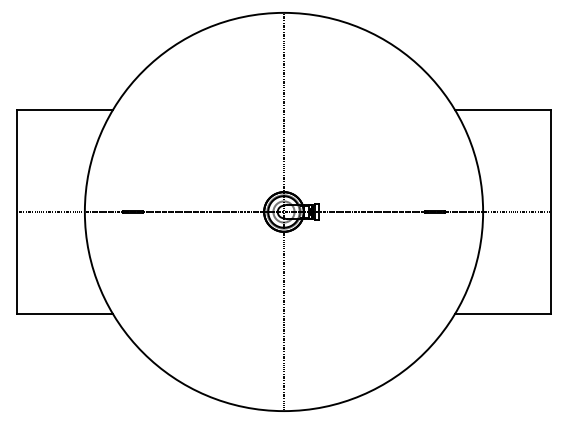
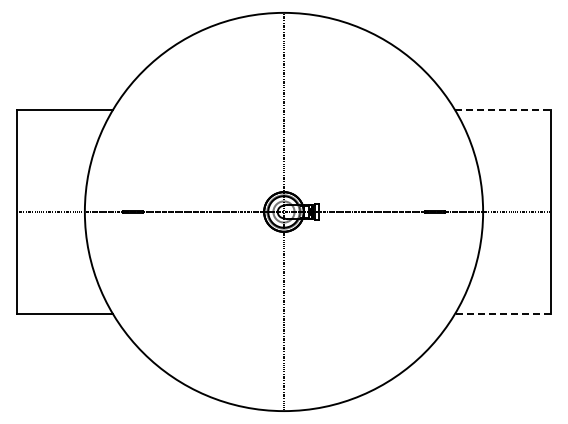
line: solid -> dashed (503, 110)
line: solid -> dashed (503, 313)
